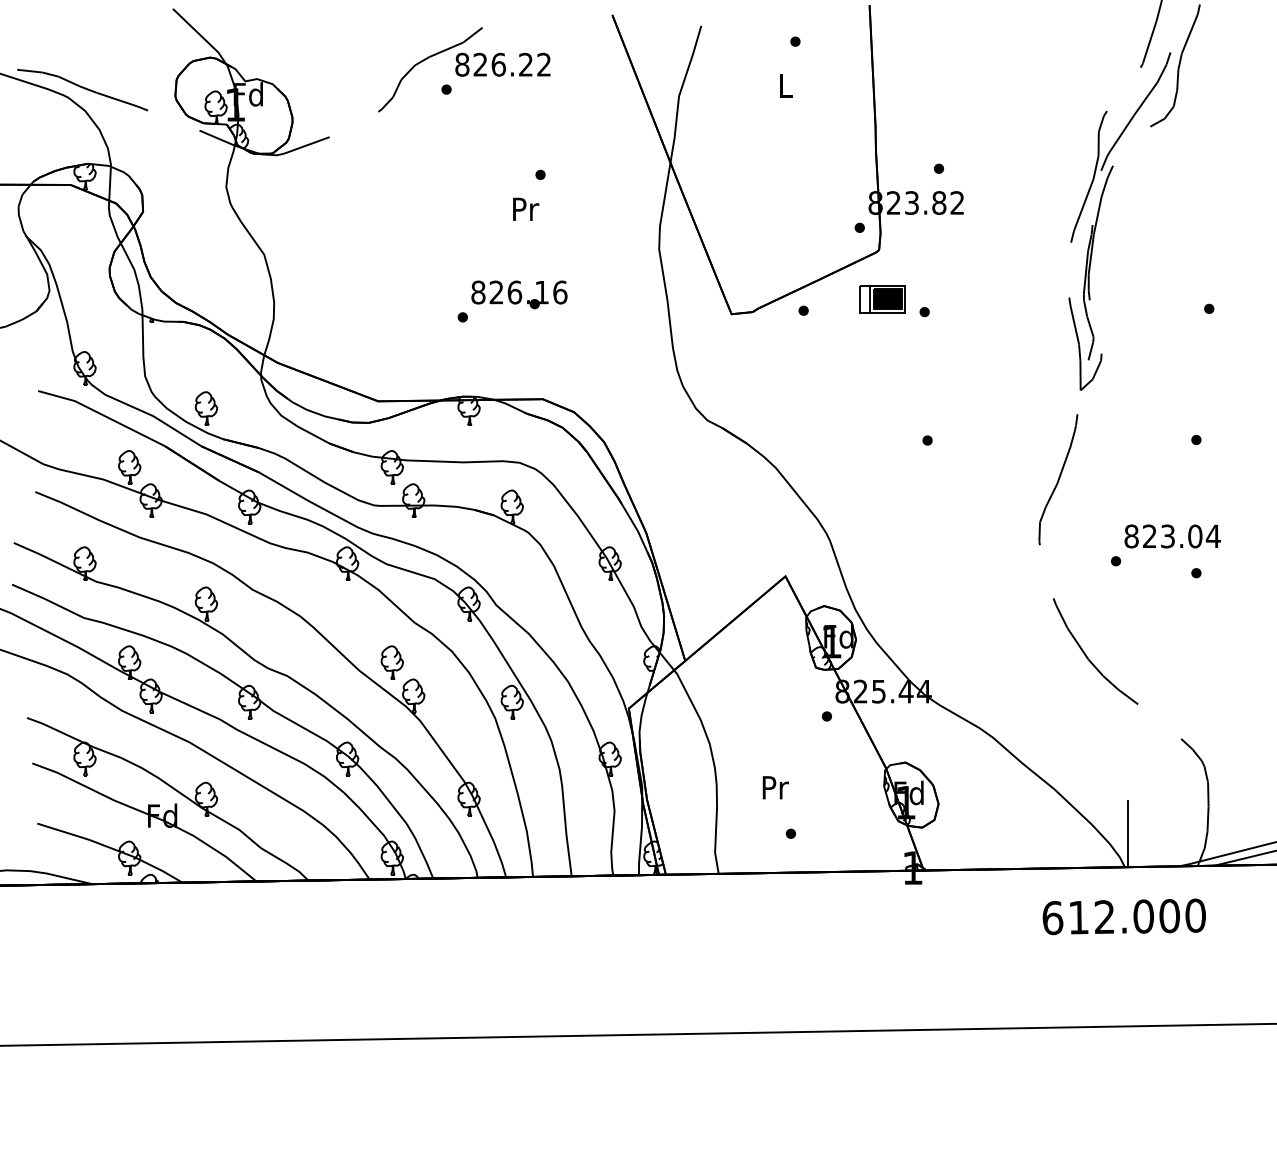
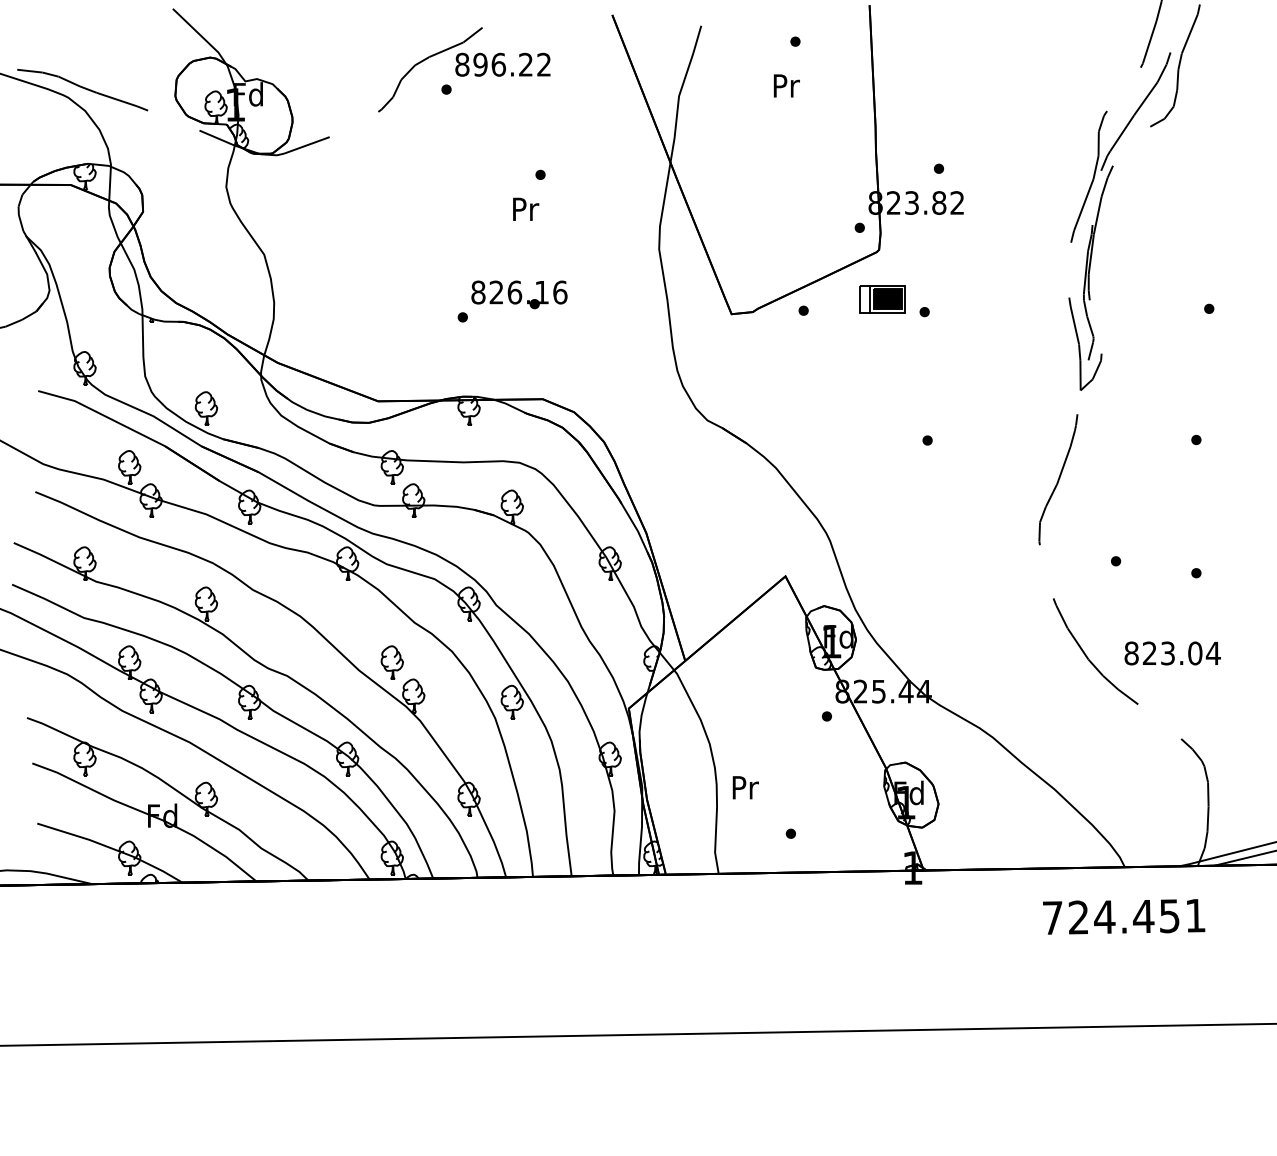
text: 826.22 -> 896.22 (480, 64)
text: L -> Pr (786, 85)
text position: (1172, 536) -> (1172, 653) (1172, 653)
text position: (775, 787) -> (745, 787) (745, 787)
line: present -> none (1127, 833)
text: 612.000 -> 724.451 (1123, 916)
